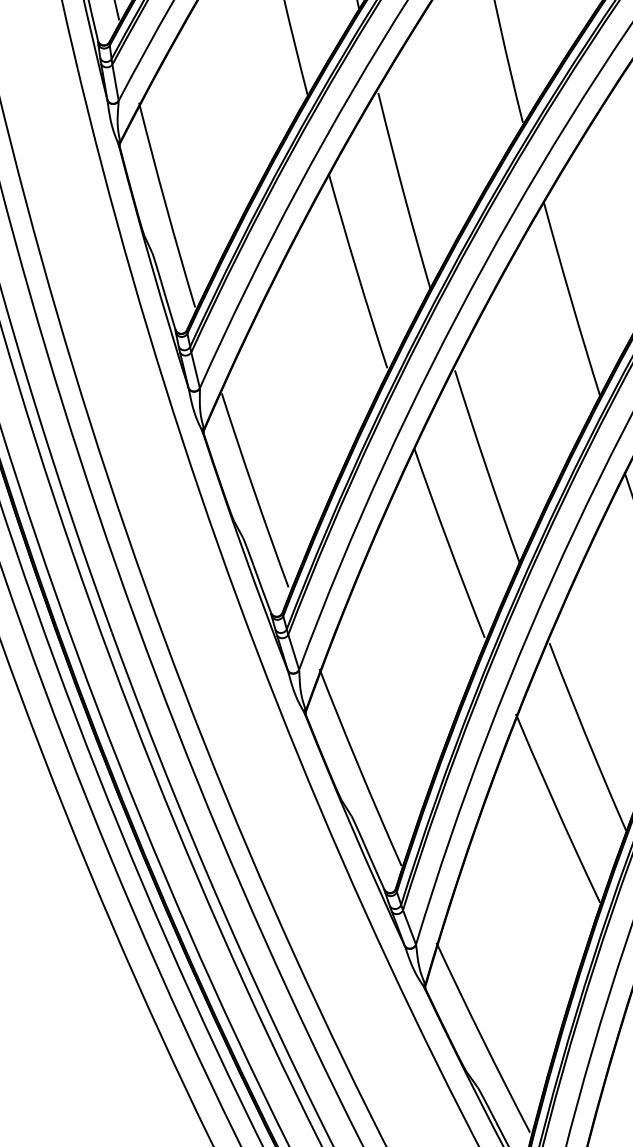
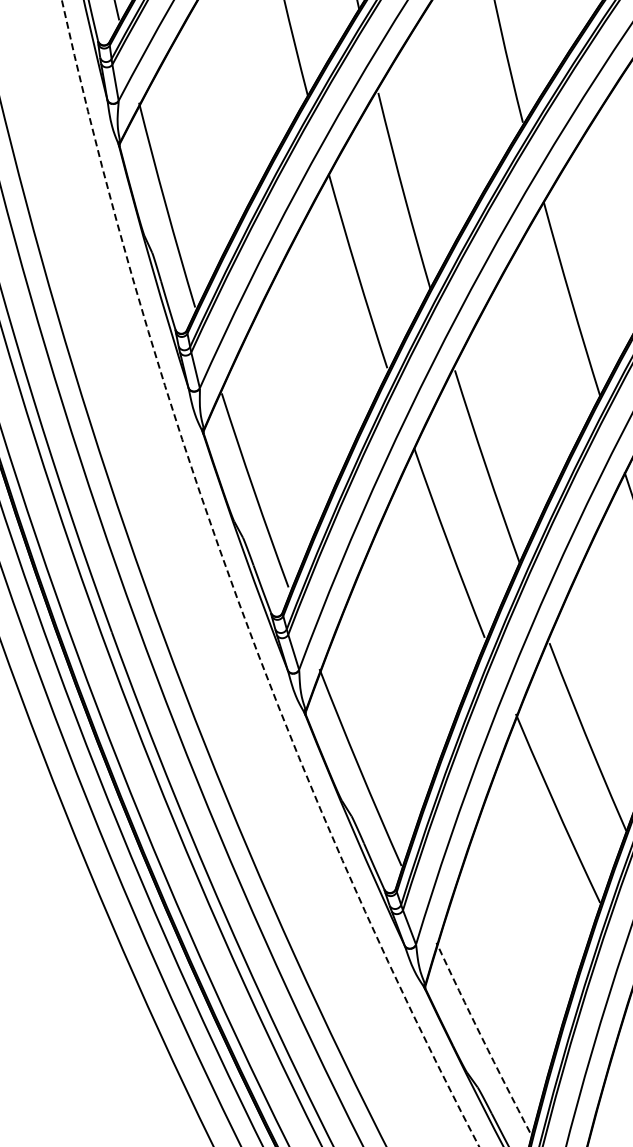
arc: solid -> dashed (233, 586)
arc: solid -> dashed (482, 1038)
